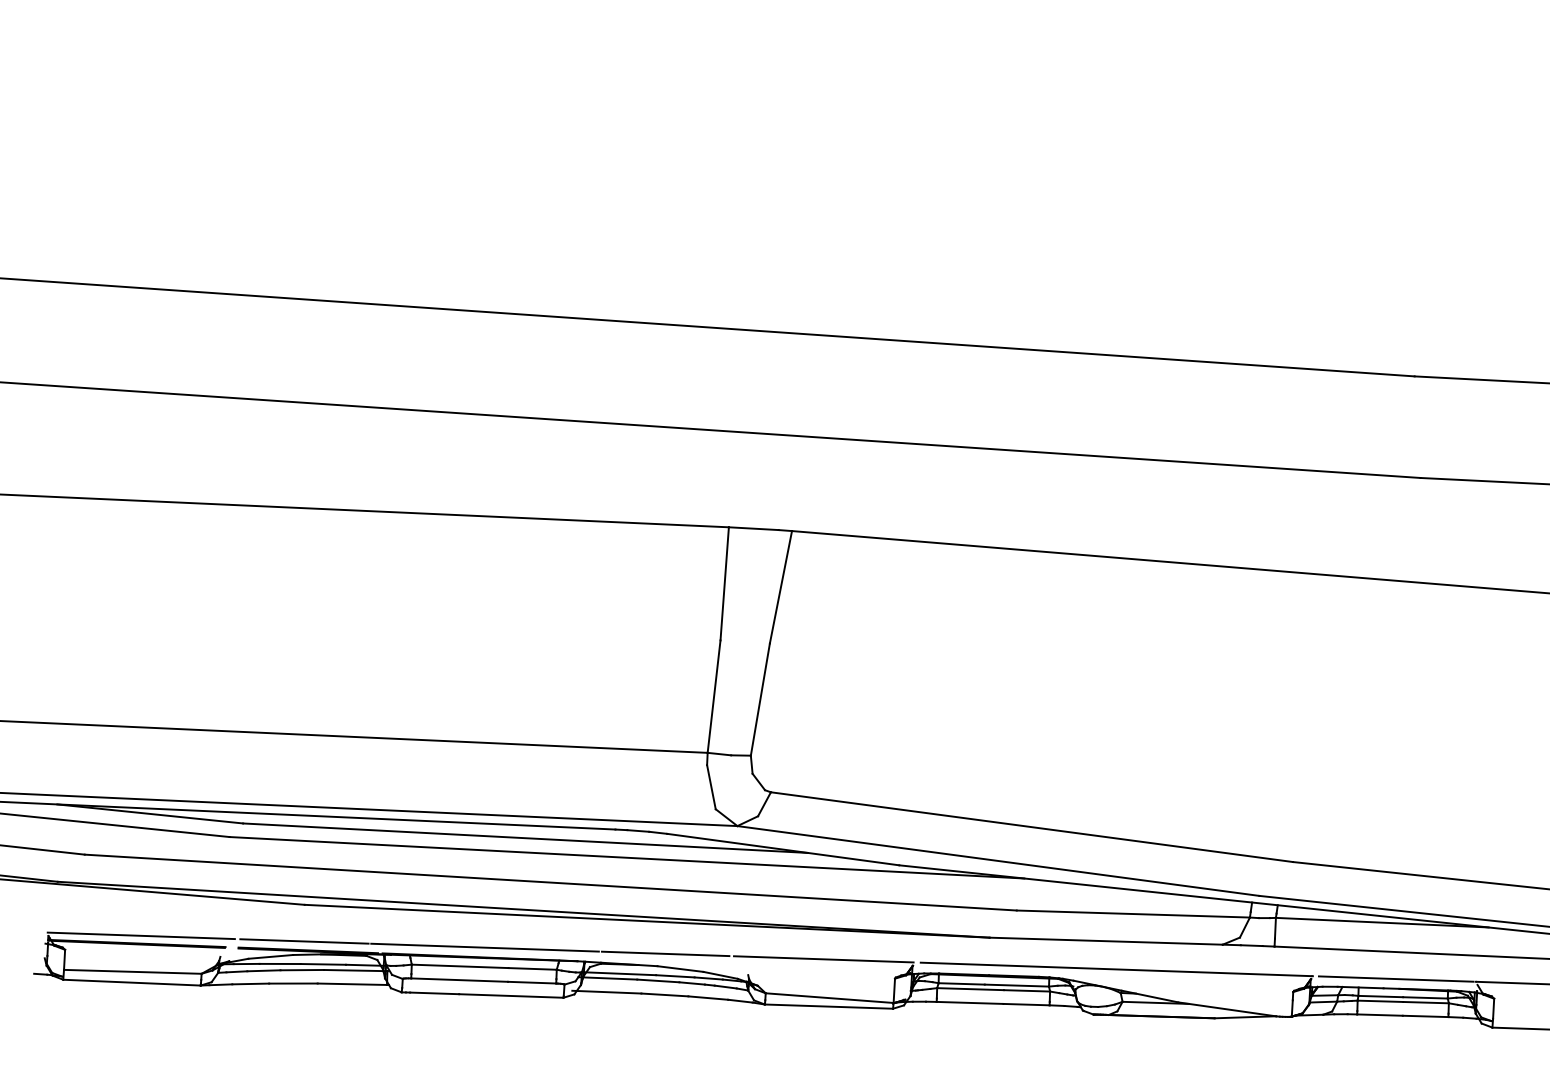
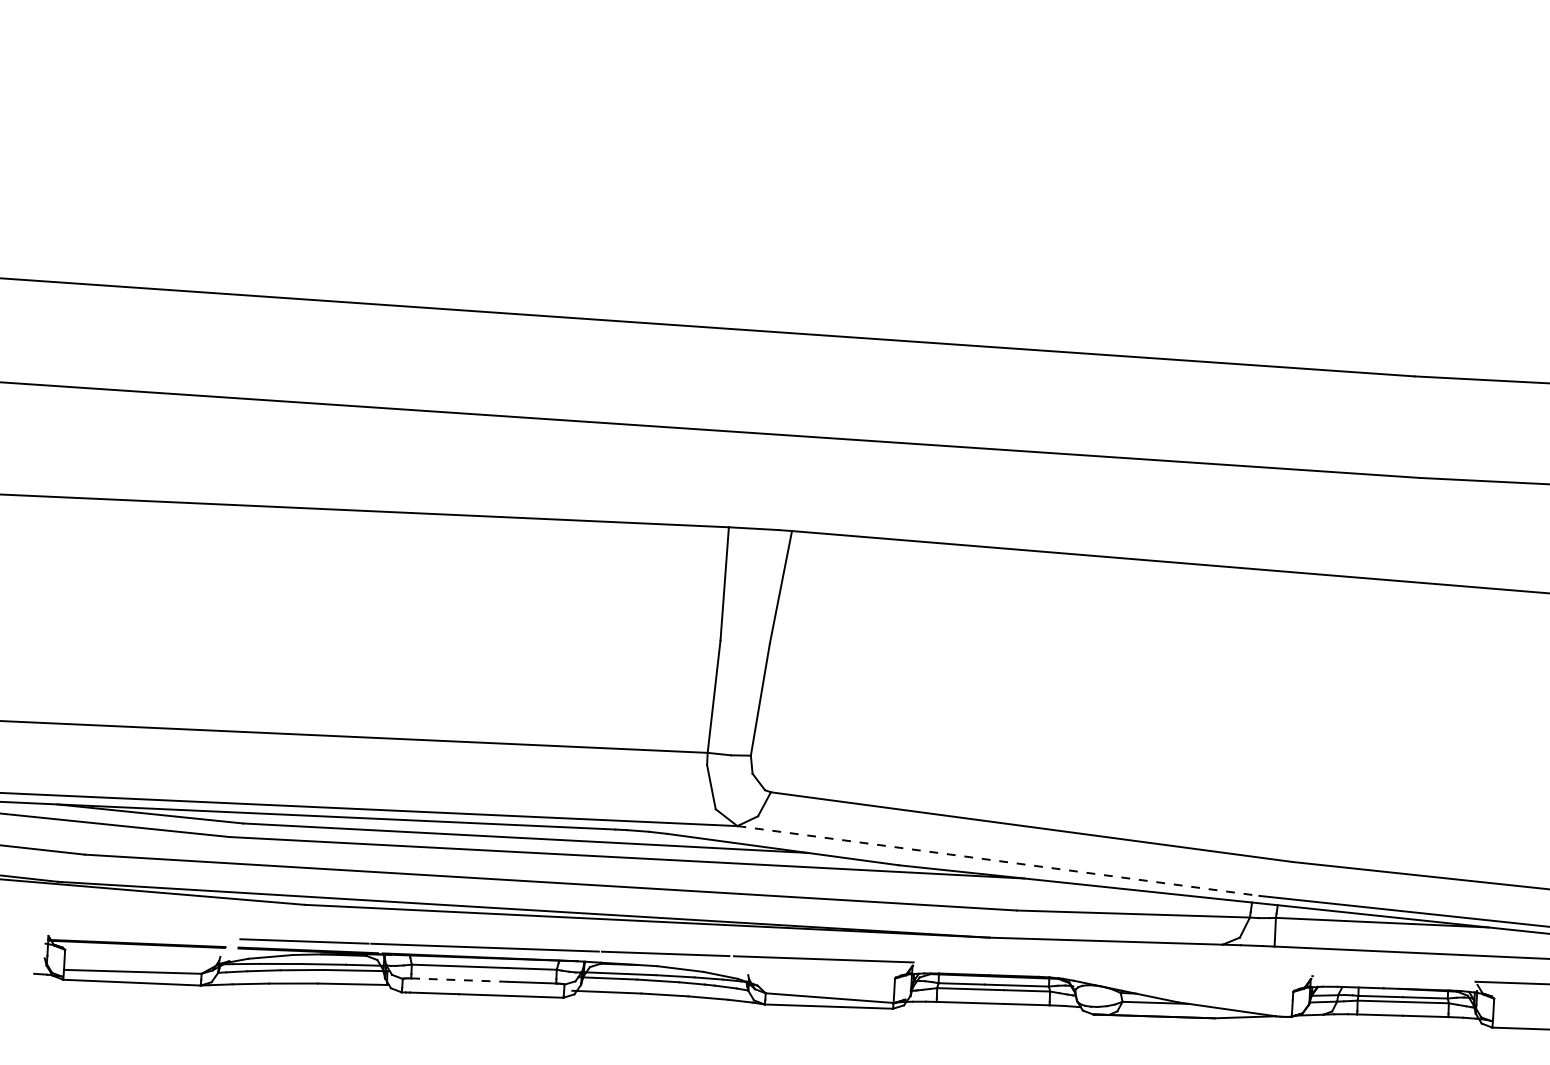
line: solid -> dashed (998, 861)
line: present -> none (140, 935)
line: present -> none (1115, 969)
line: present -> none (1395, 978)
line: solid -> dashed (459, 980)
